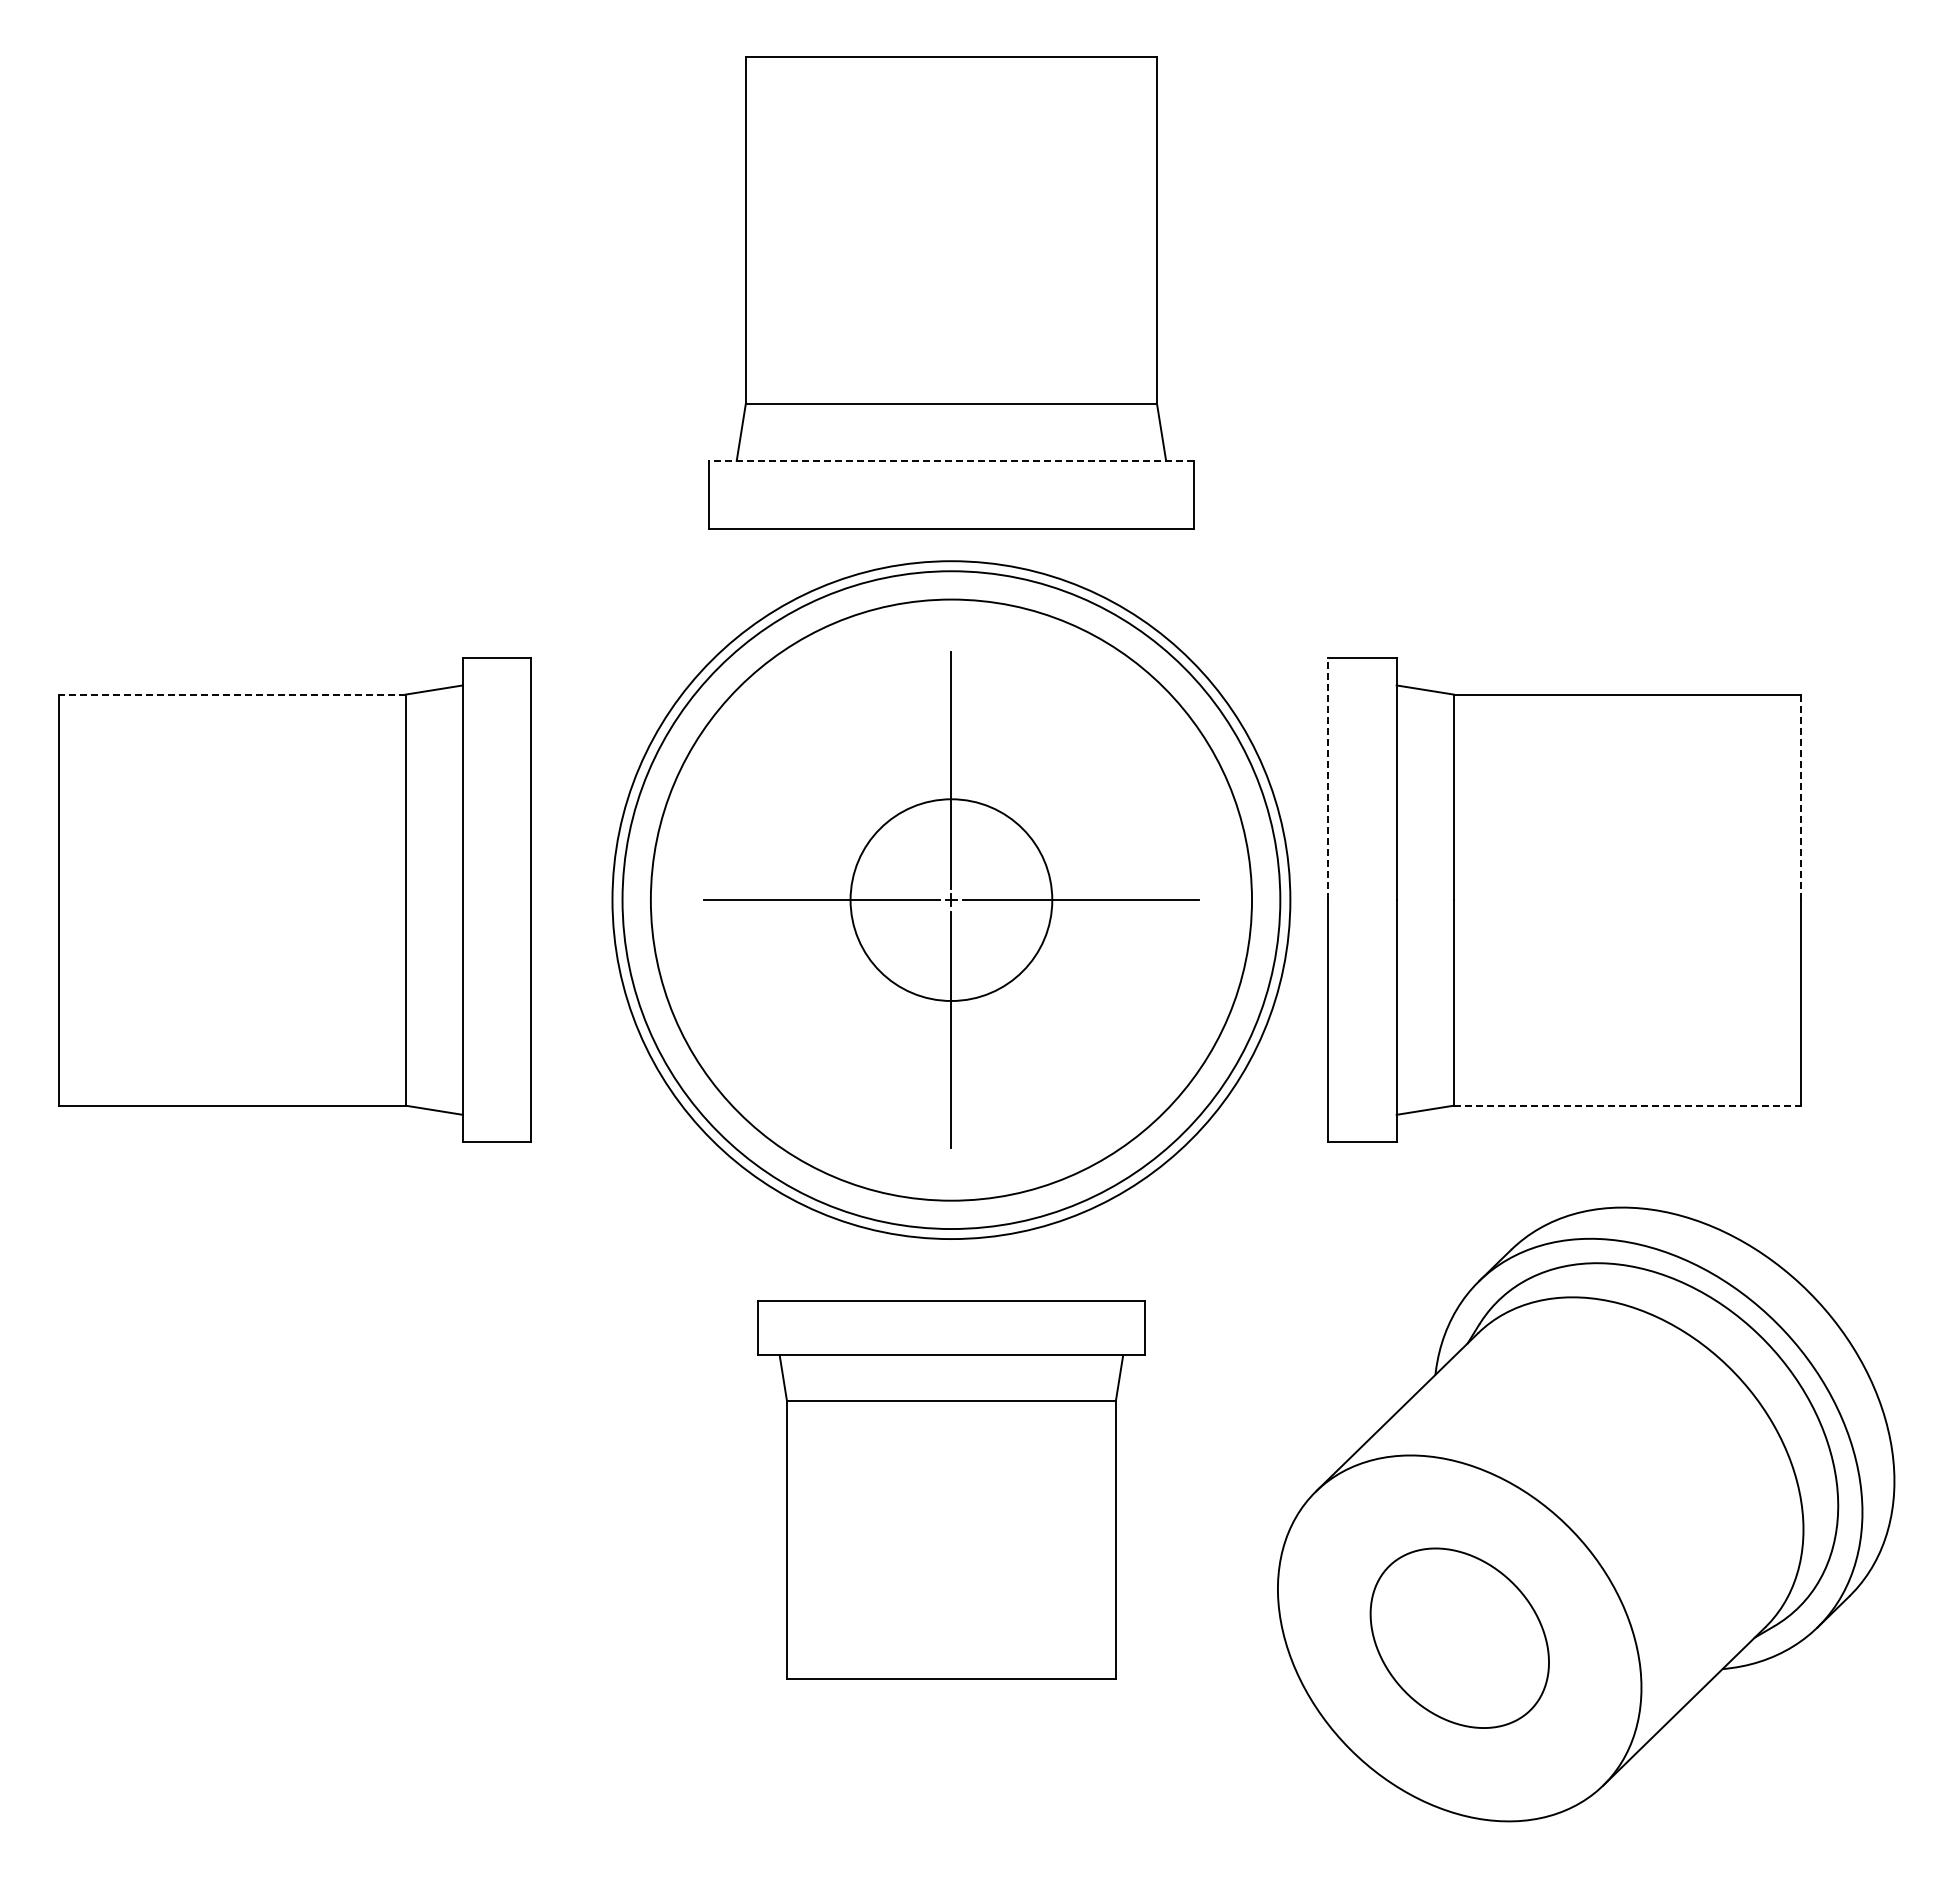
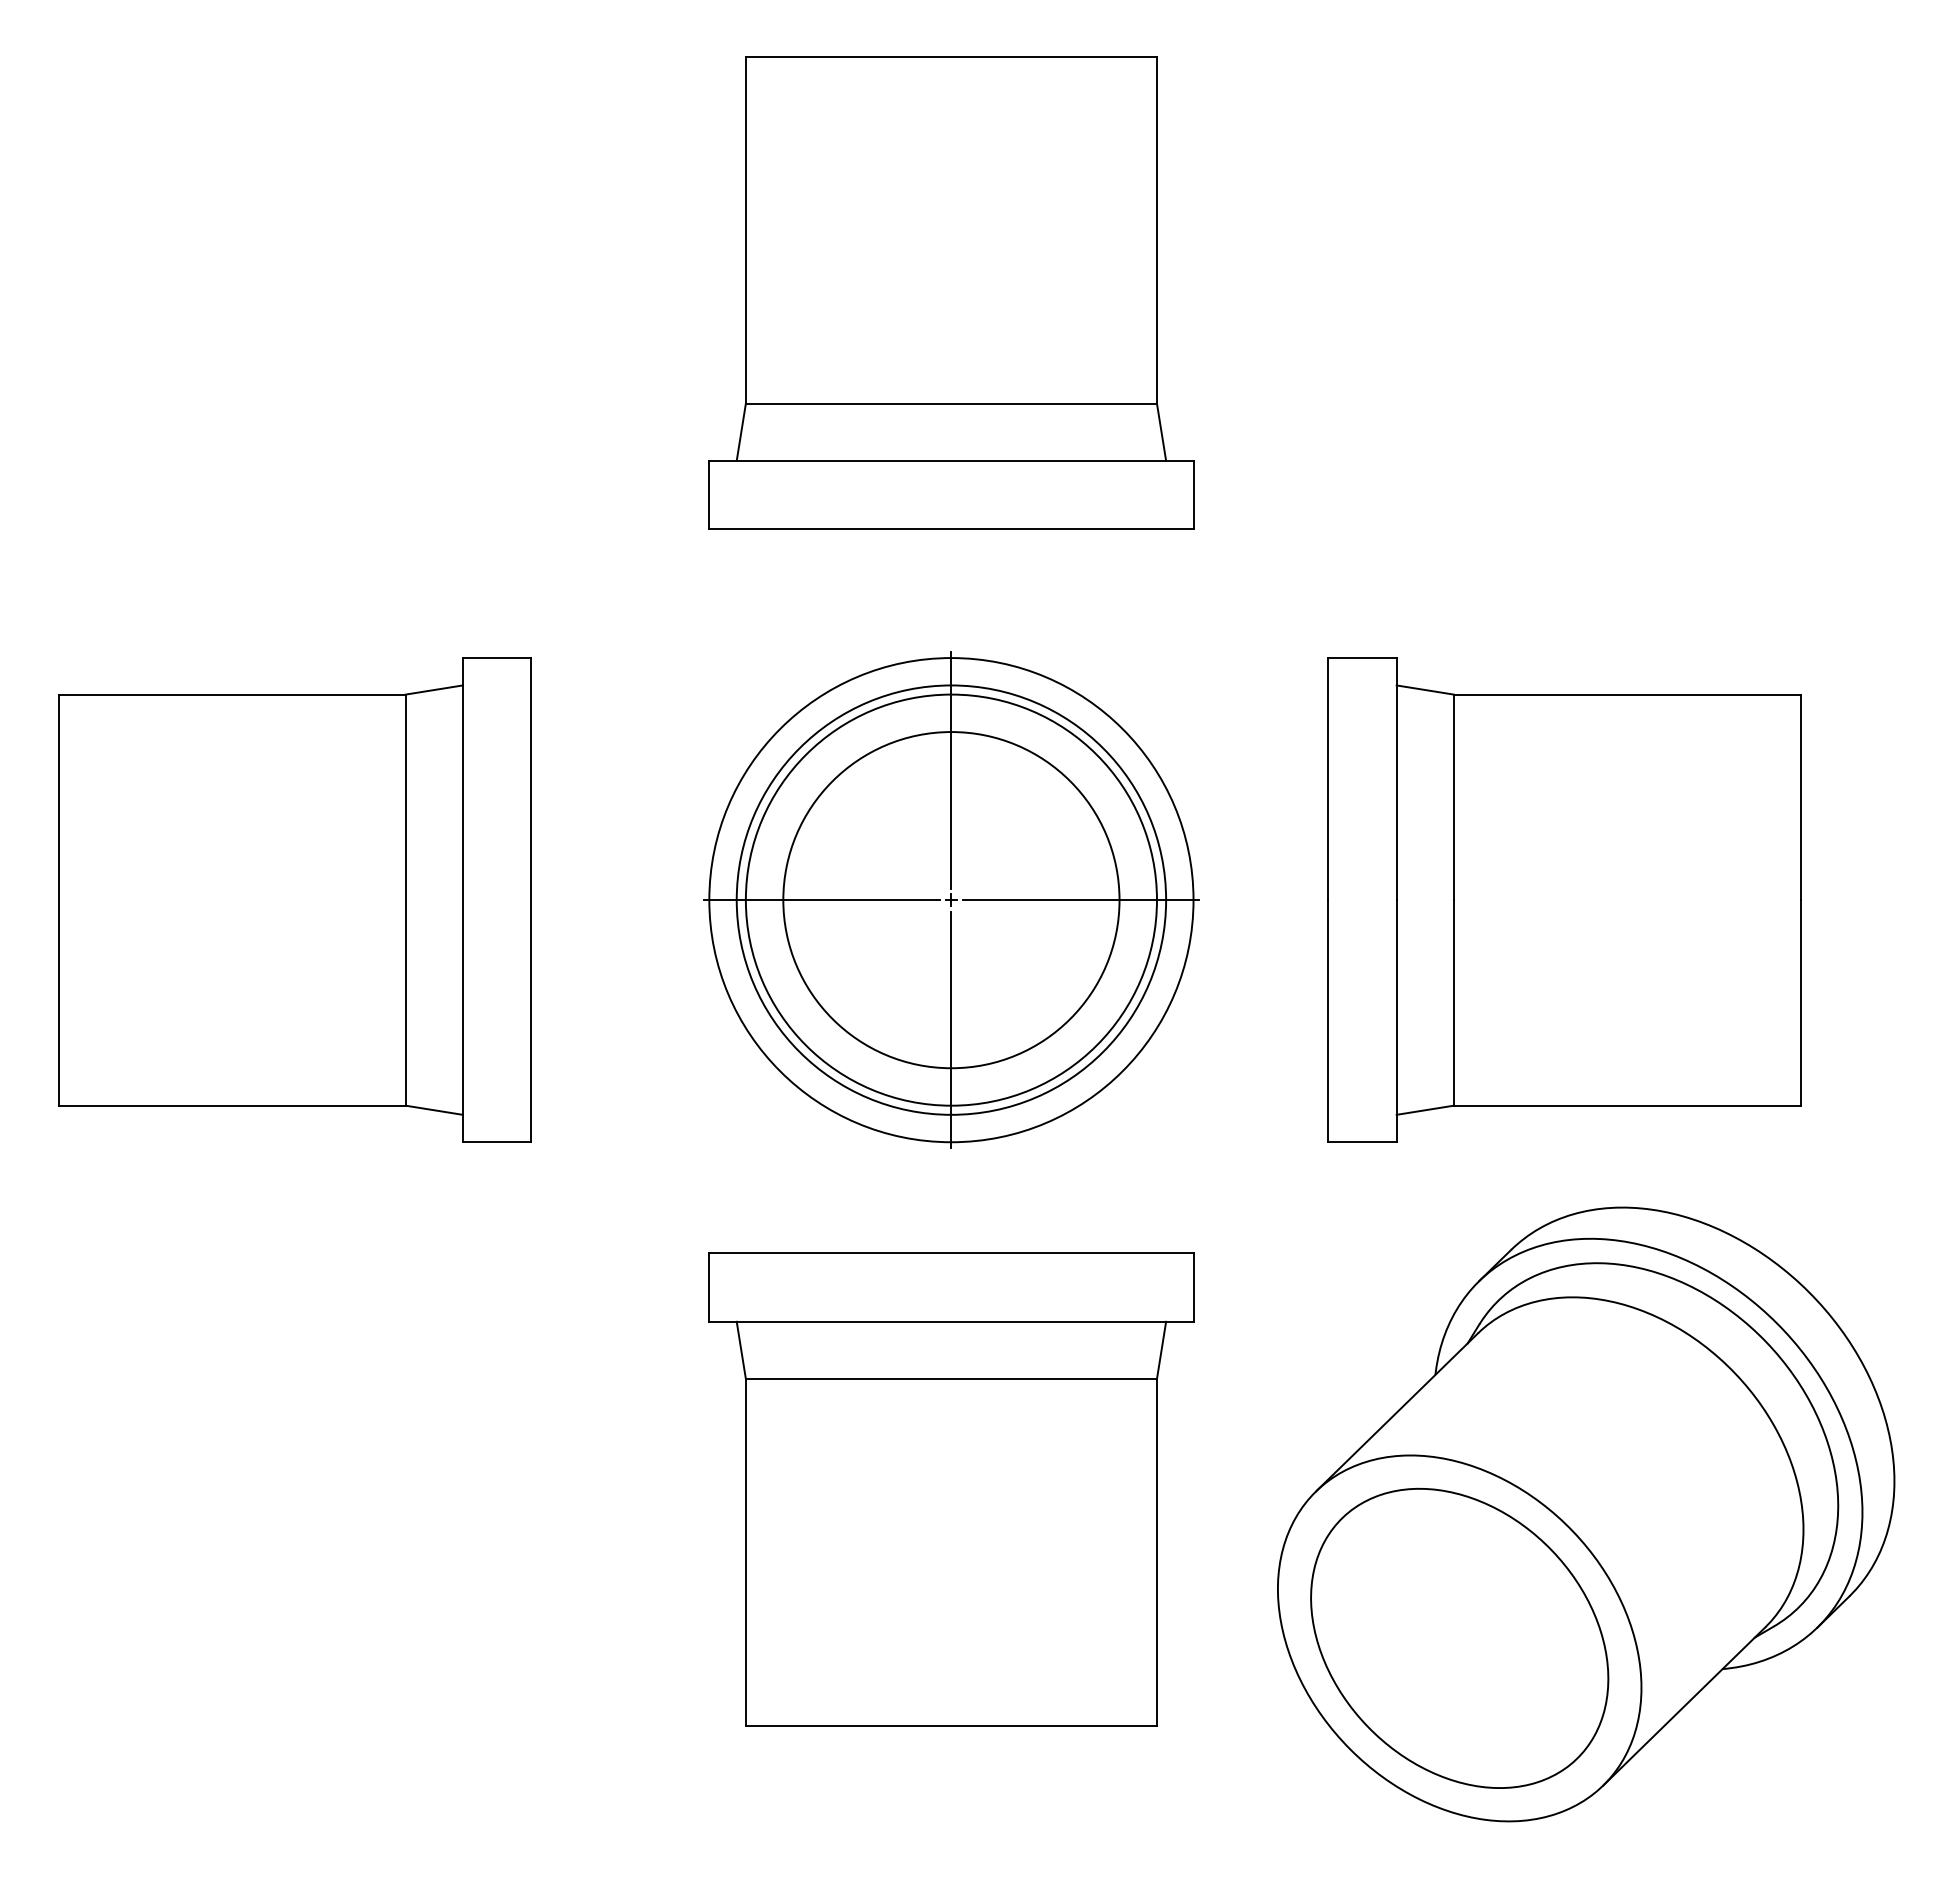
line: dashed -> solid (950, 460)
line: dashed -> solid (232, 694)
line: dashed -> solid (1328, 778)
line: dashed -> solid (1800, 797)
circle diameter: 601 px -> 429 px (951, 899)
circle diameter: 202 px -> 336 px (951, 900)
circle diameter: 658 px -> 411 px (950, 899)
circle diameter: 678 px -> 484 px (951, 900)
line: dashed -> solid (1627, 1105)
part size: 389x380 px -> 487x475 px (951, 1489)
part size: 181x182 px -> 300x302 px (1459, 1637)
